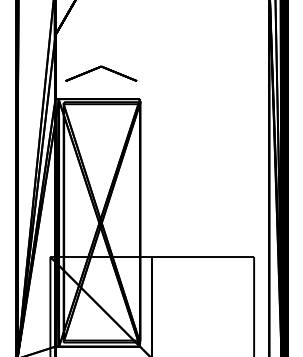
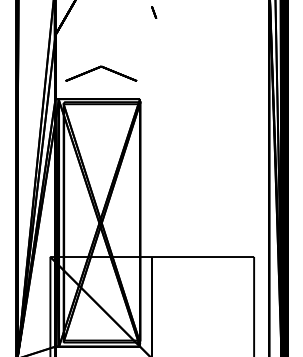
part: none -> present (154, 12)
